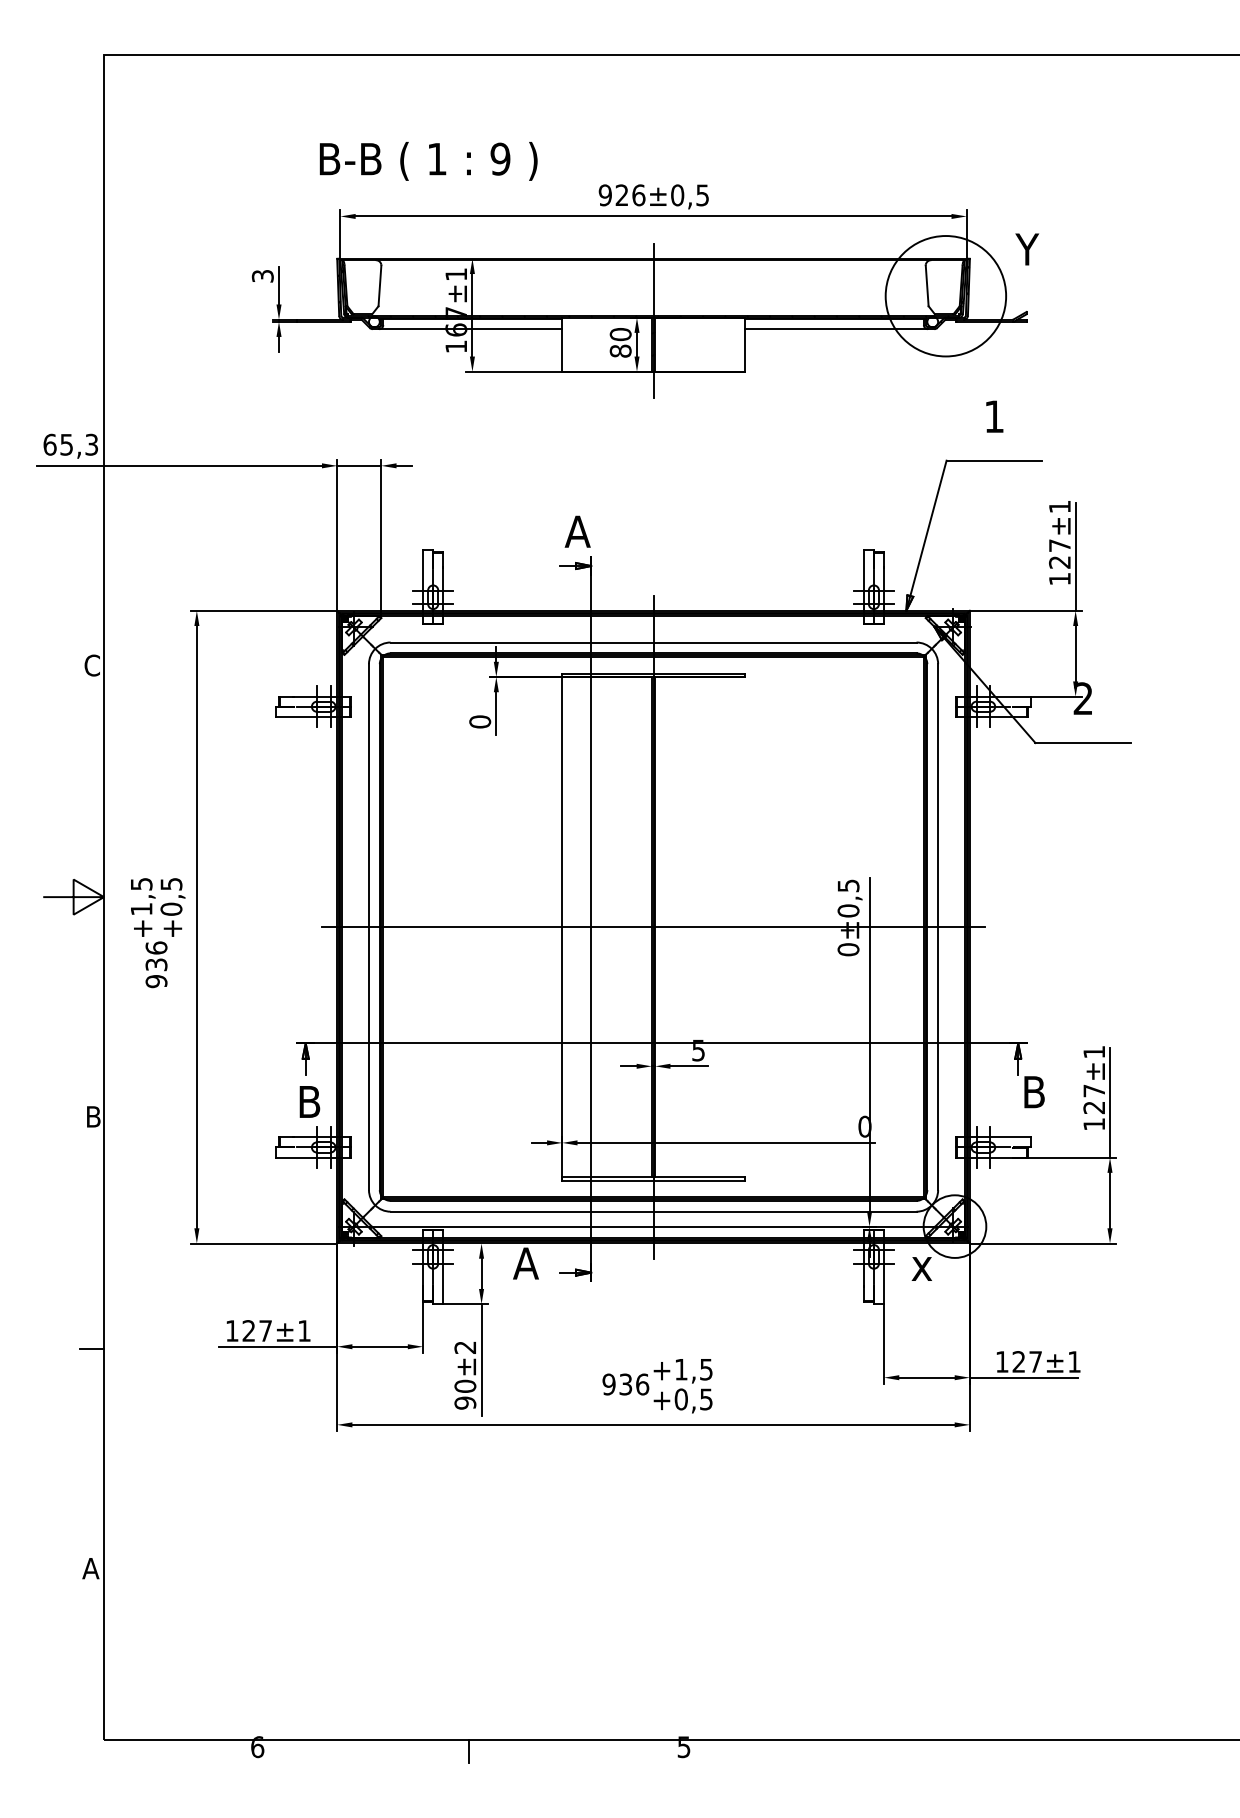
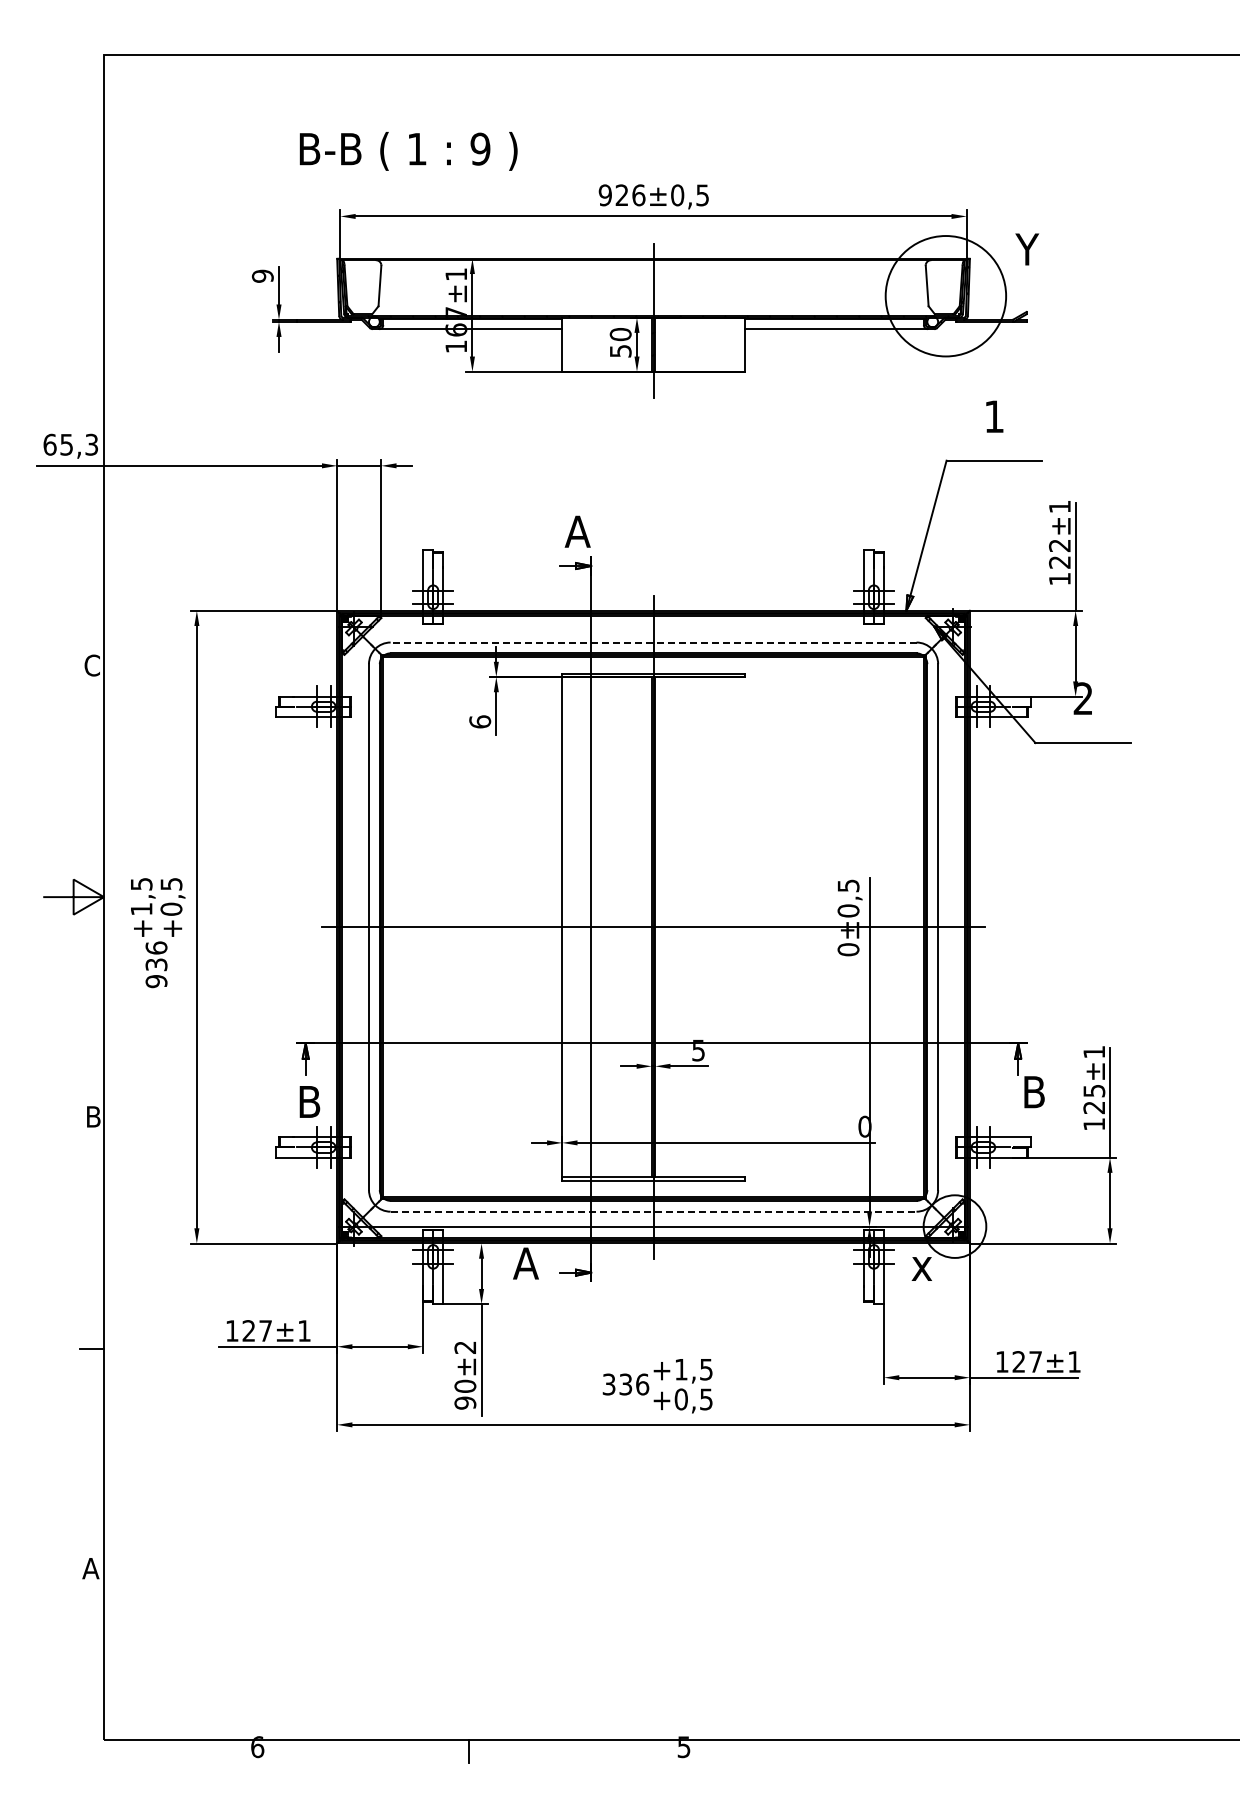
text position: (428, 161) -> (408, 151) (408, 151)
text: 3 -> 9 (262, 275)
text: 80 -> 50 (620, 350)
text: 127 -> 122 (1059, 545)
line: solid -> dashed (653, 642)
text: 0 -> 6 (479, 721)
text: 127 -> 125 (1094, 1090)
line: solid -> dashed (653, 1211)
text: 936 -> 336 (608, 1384)
